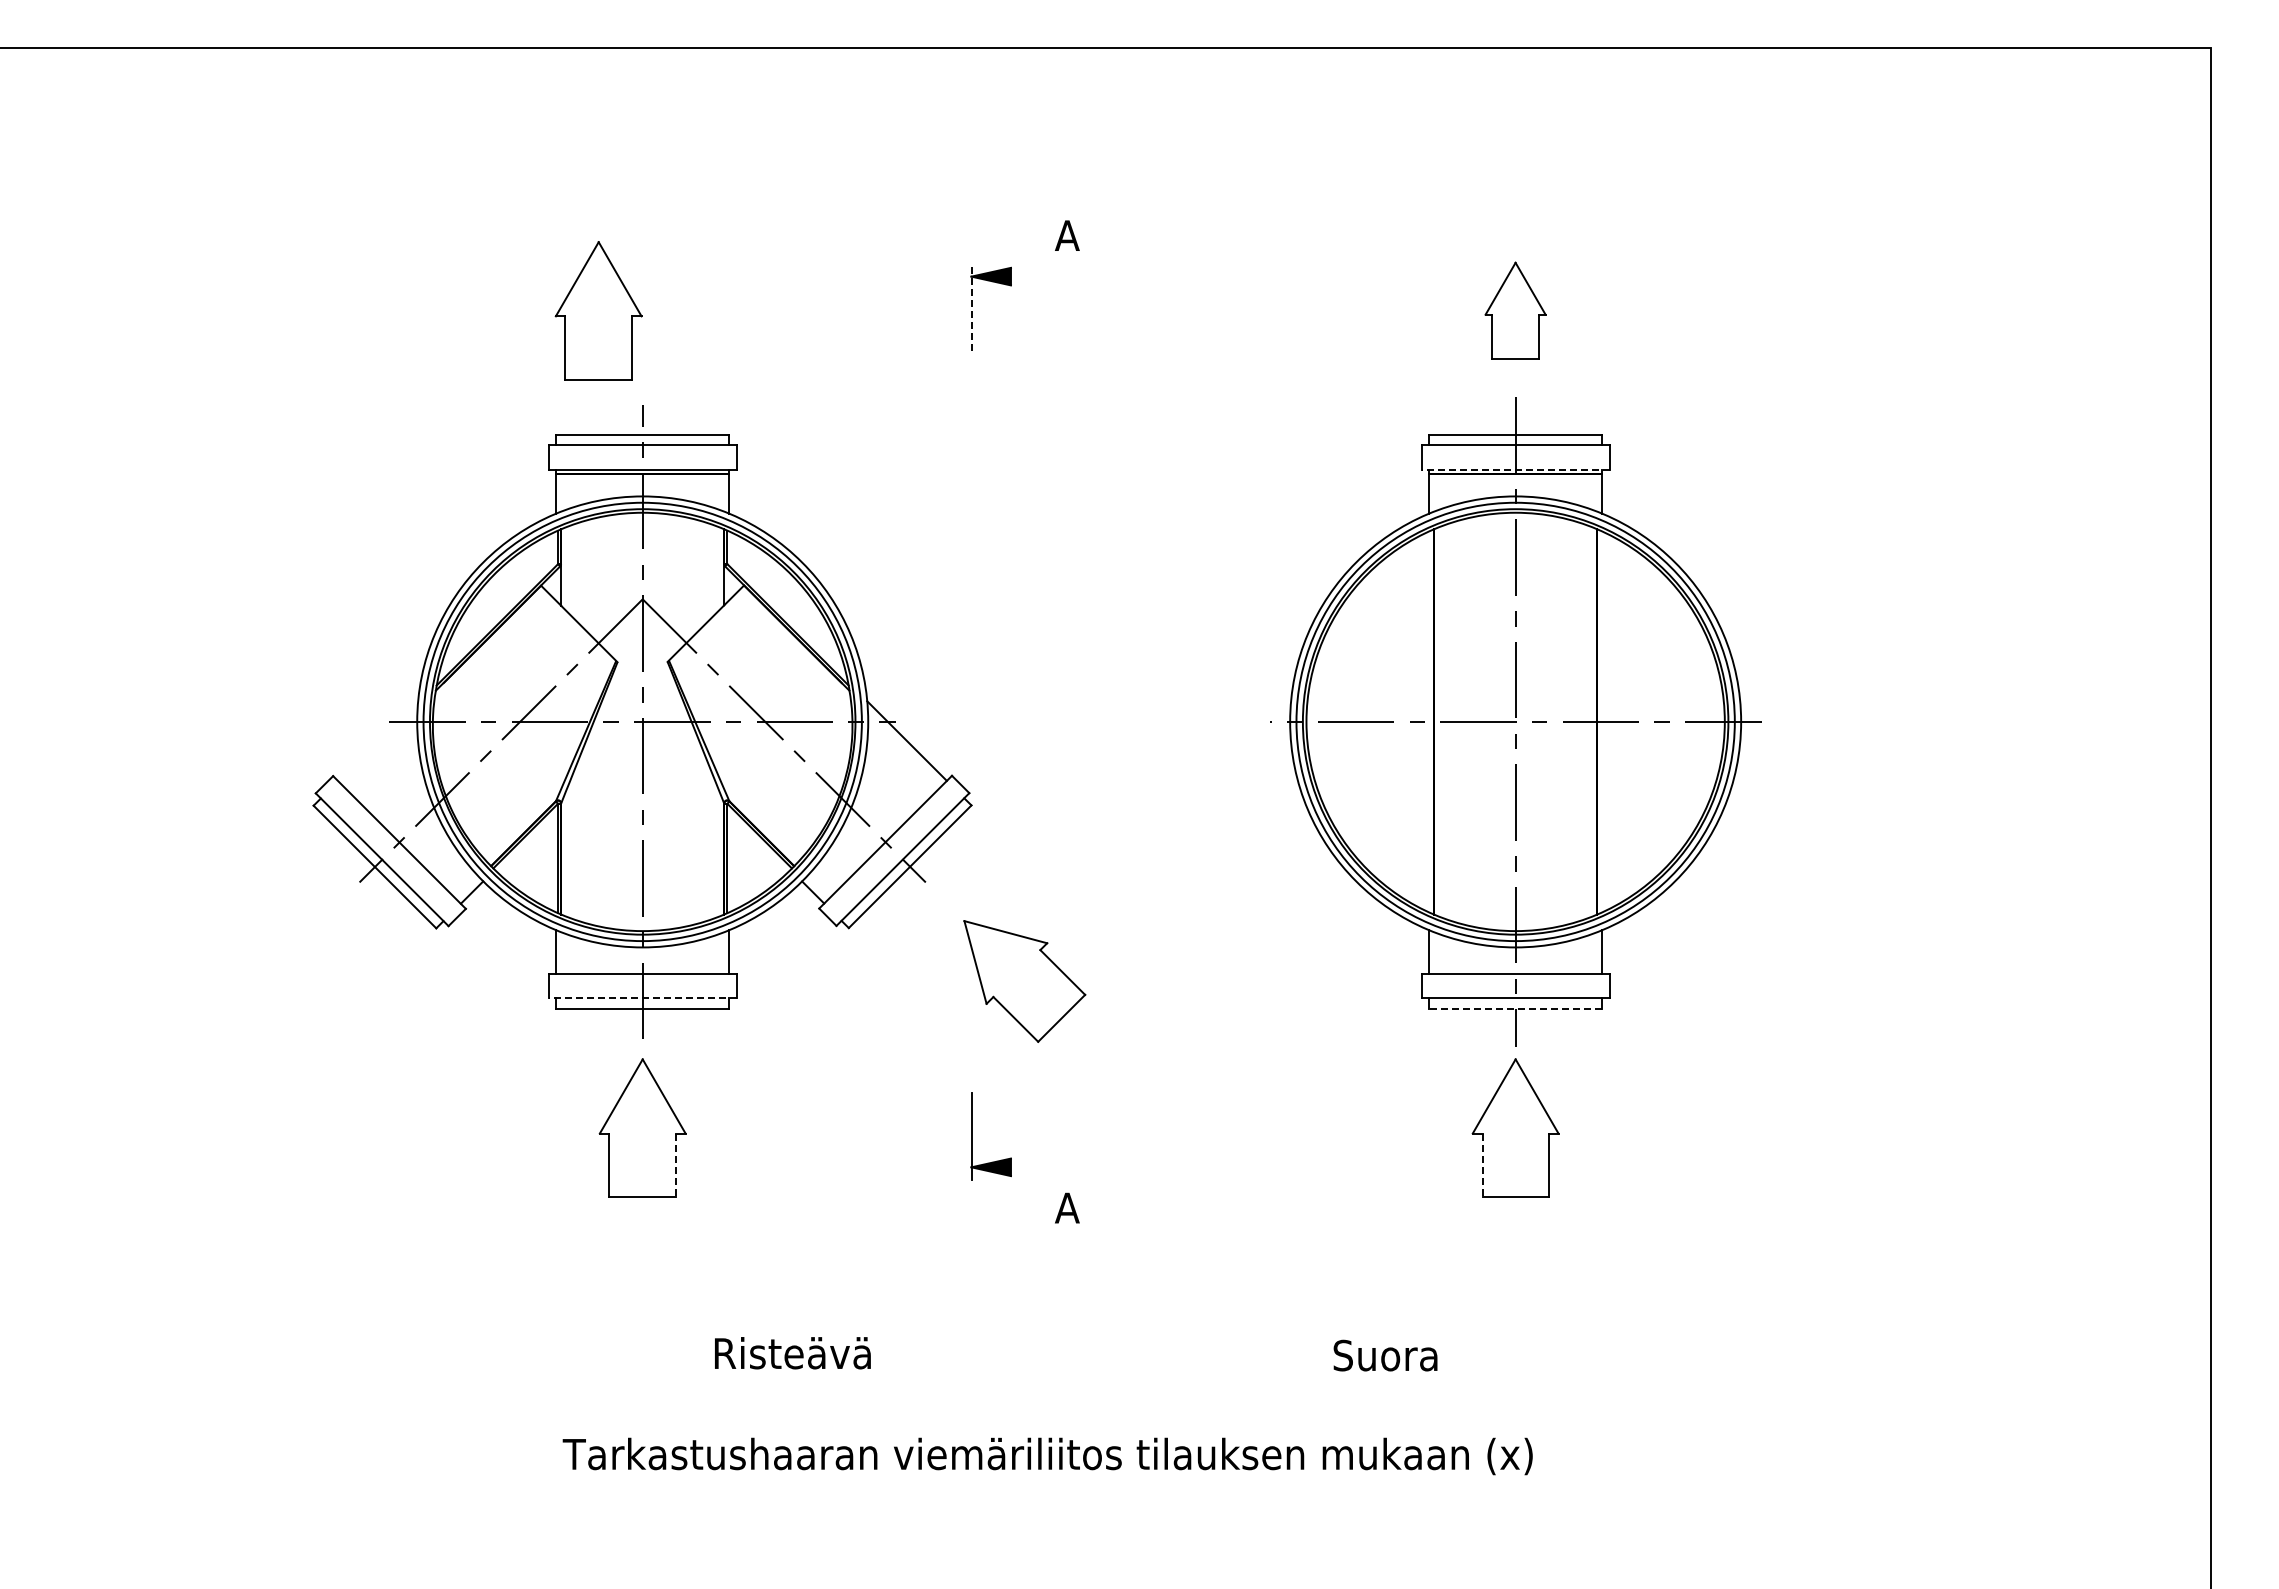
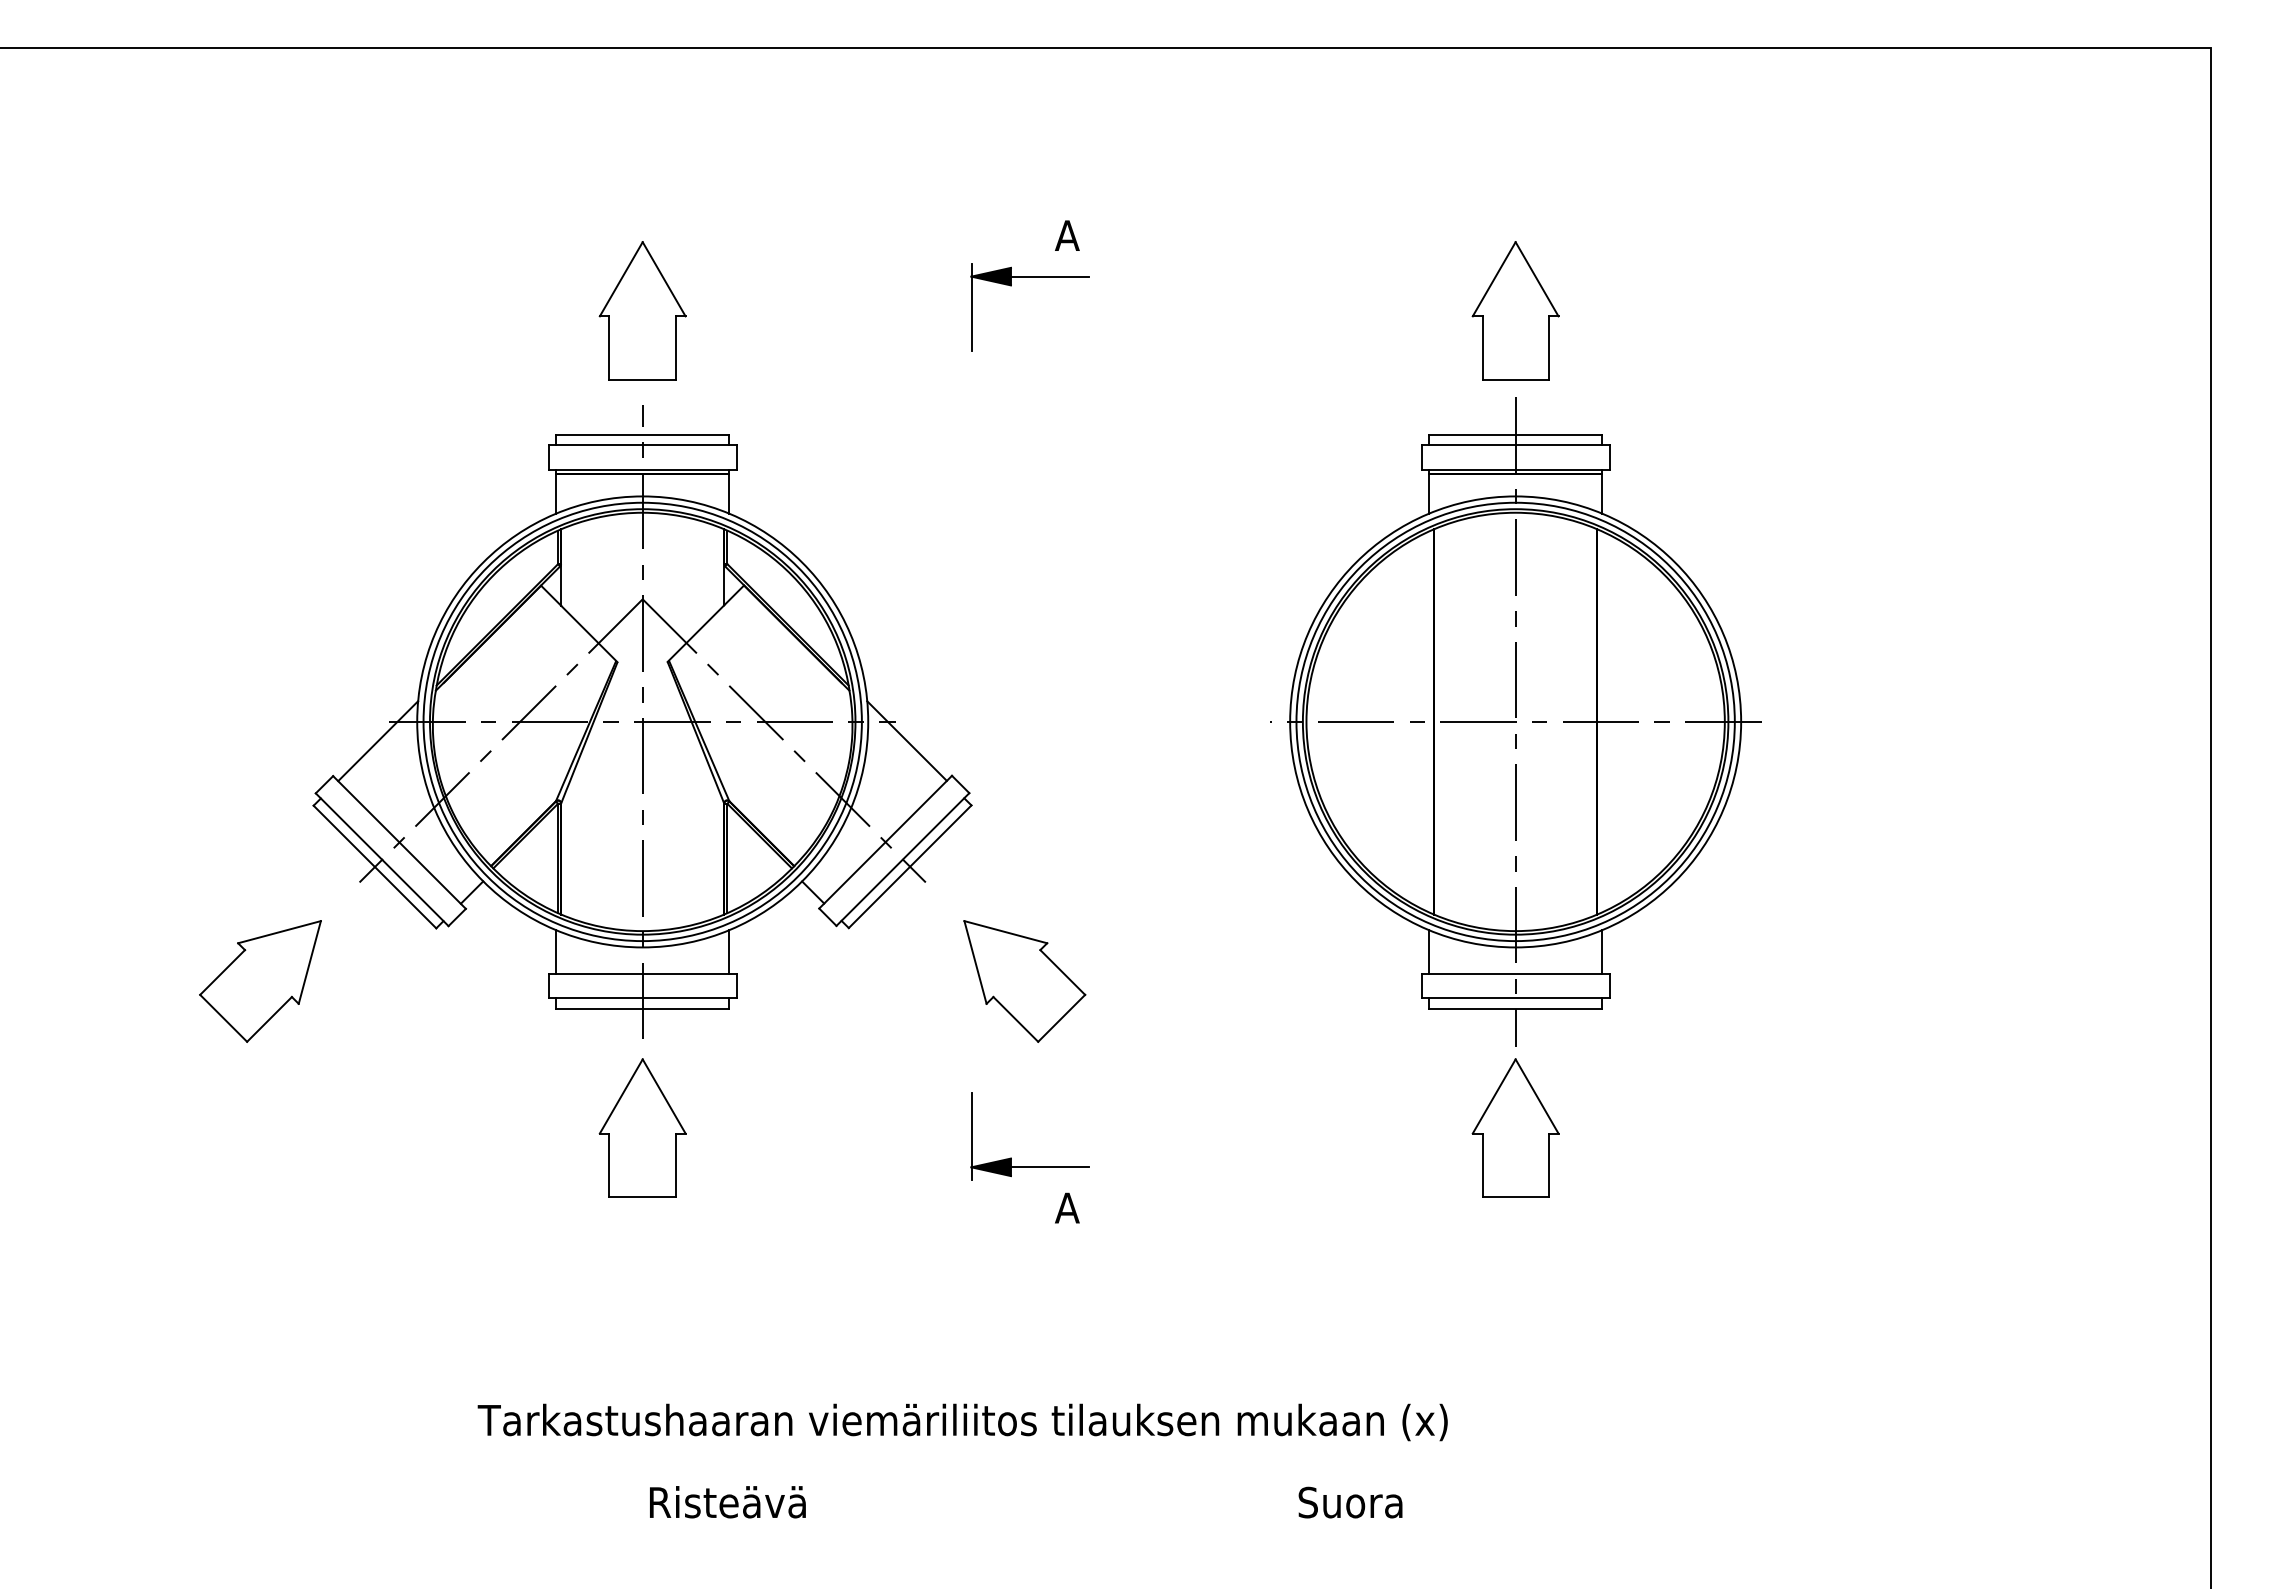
line: none -> present (1049, 276)
line: dashed -> solid (971, 307)
part position: (598, 310) -> (642, 310) (642, 310)
part size: 63x99 px -> 89x140 px (1515, 310)
line: dashed -> solid (1515, 469)
line: none -> present (378, 741)
part: none -> present (260, 981)
line: dashed -> solid (642, 998)
line: dashed -> solid (1515, 1008)
line: dashed -> solid (675, 1165)
line: dashed -> solid (1482, 1165)
line: none -> present (1049, 1167)
text position: (792, 1353) -> (727, 1502) (727, 1502)
text position: (1385, 1355) -> (1350, 1502) (1350, 1502)
text position: (1047, 1456) -> (962, 1422) (962, 1422)
